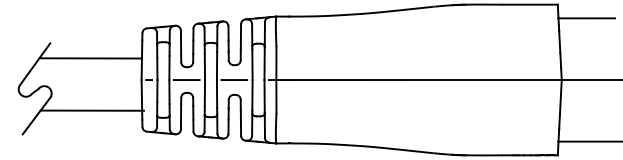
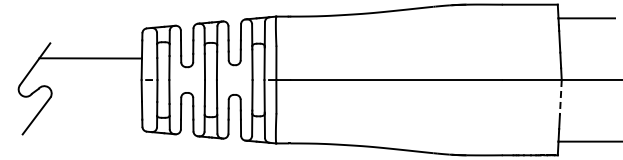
line: present -> none (186, 80)
line: present -> none (234, 80)
line: solid -> dashed (560, 97)
line: present -> none (91, 110)
